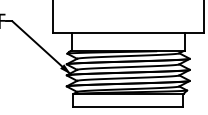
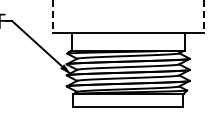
line: solid -> dashed (52, 17)
line: solid -> dashed (203, 17)
